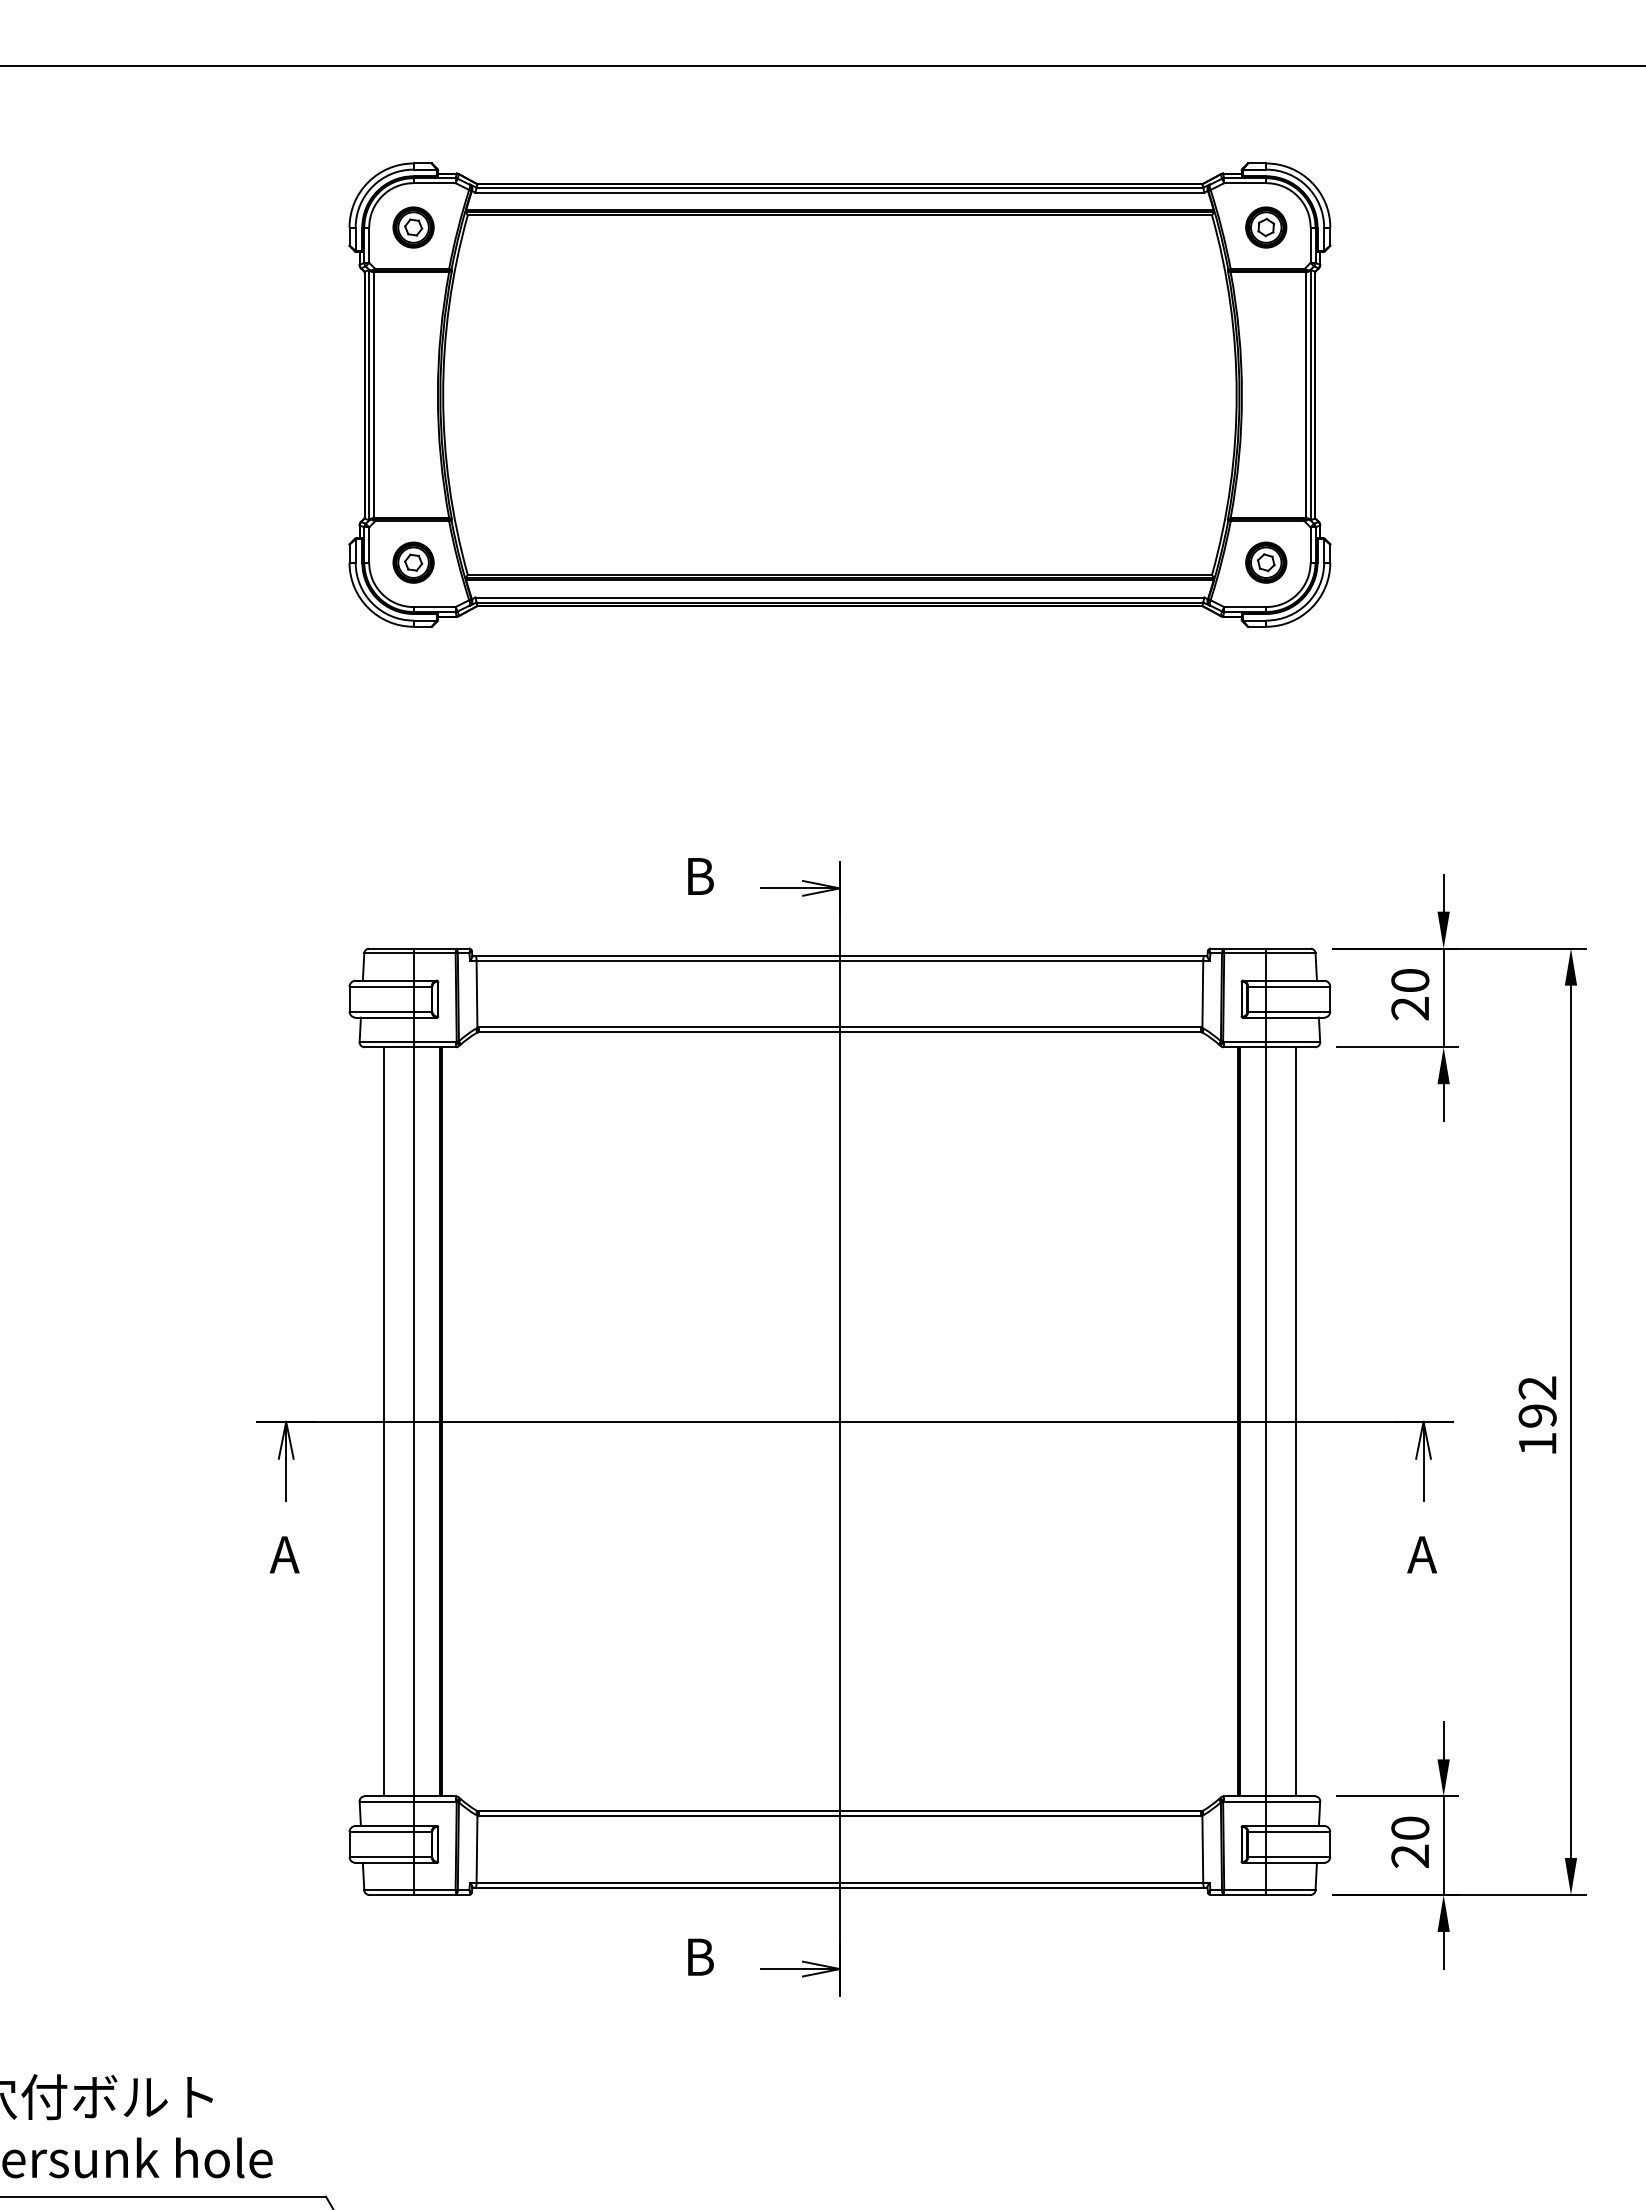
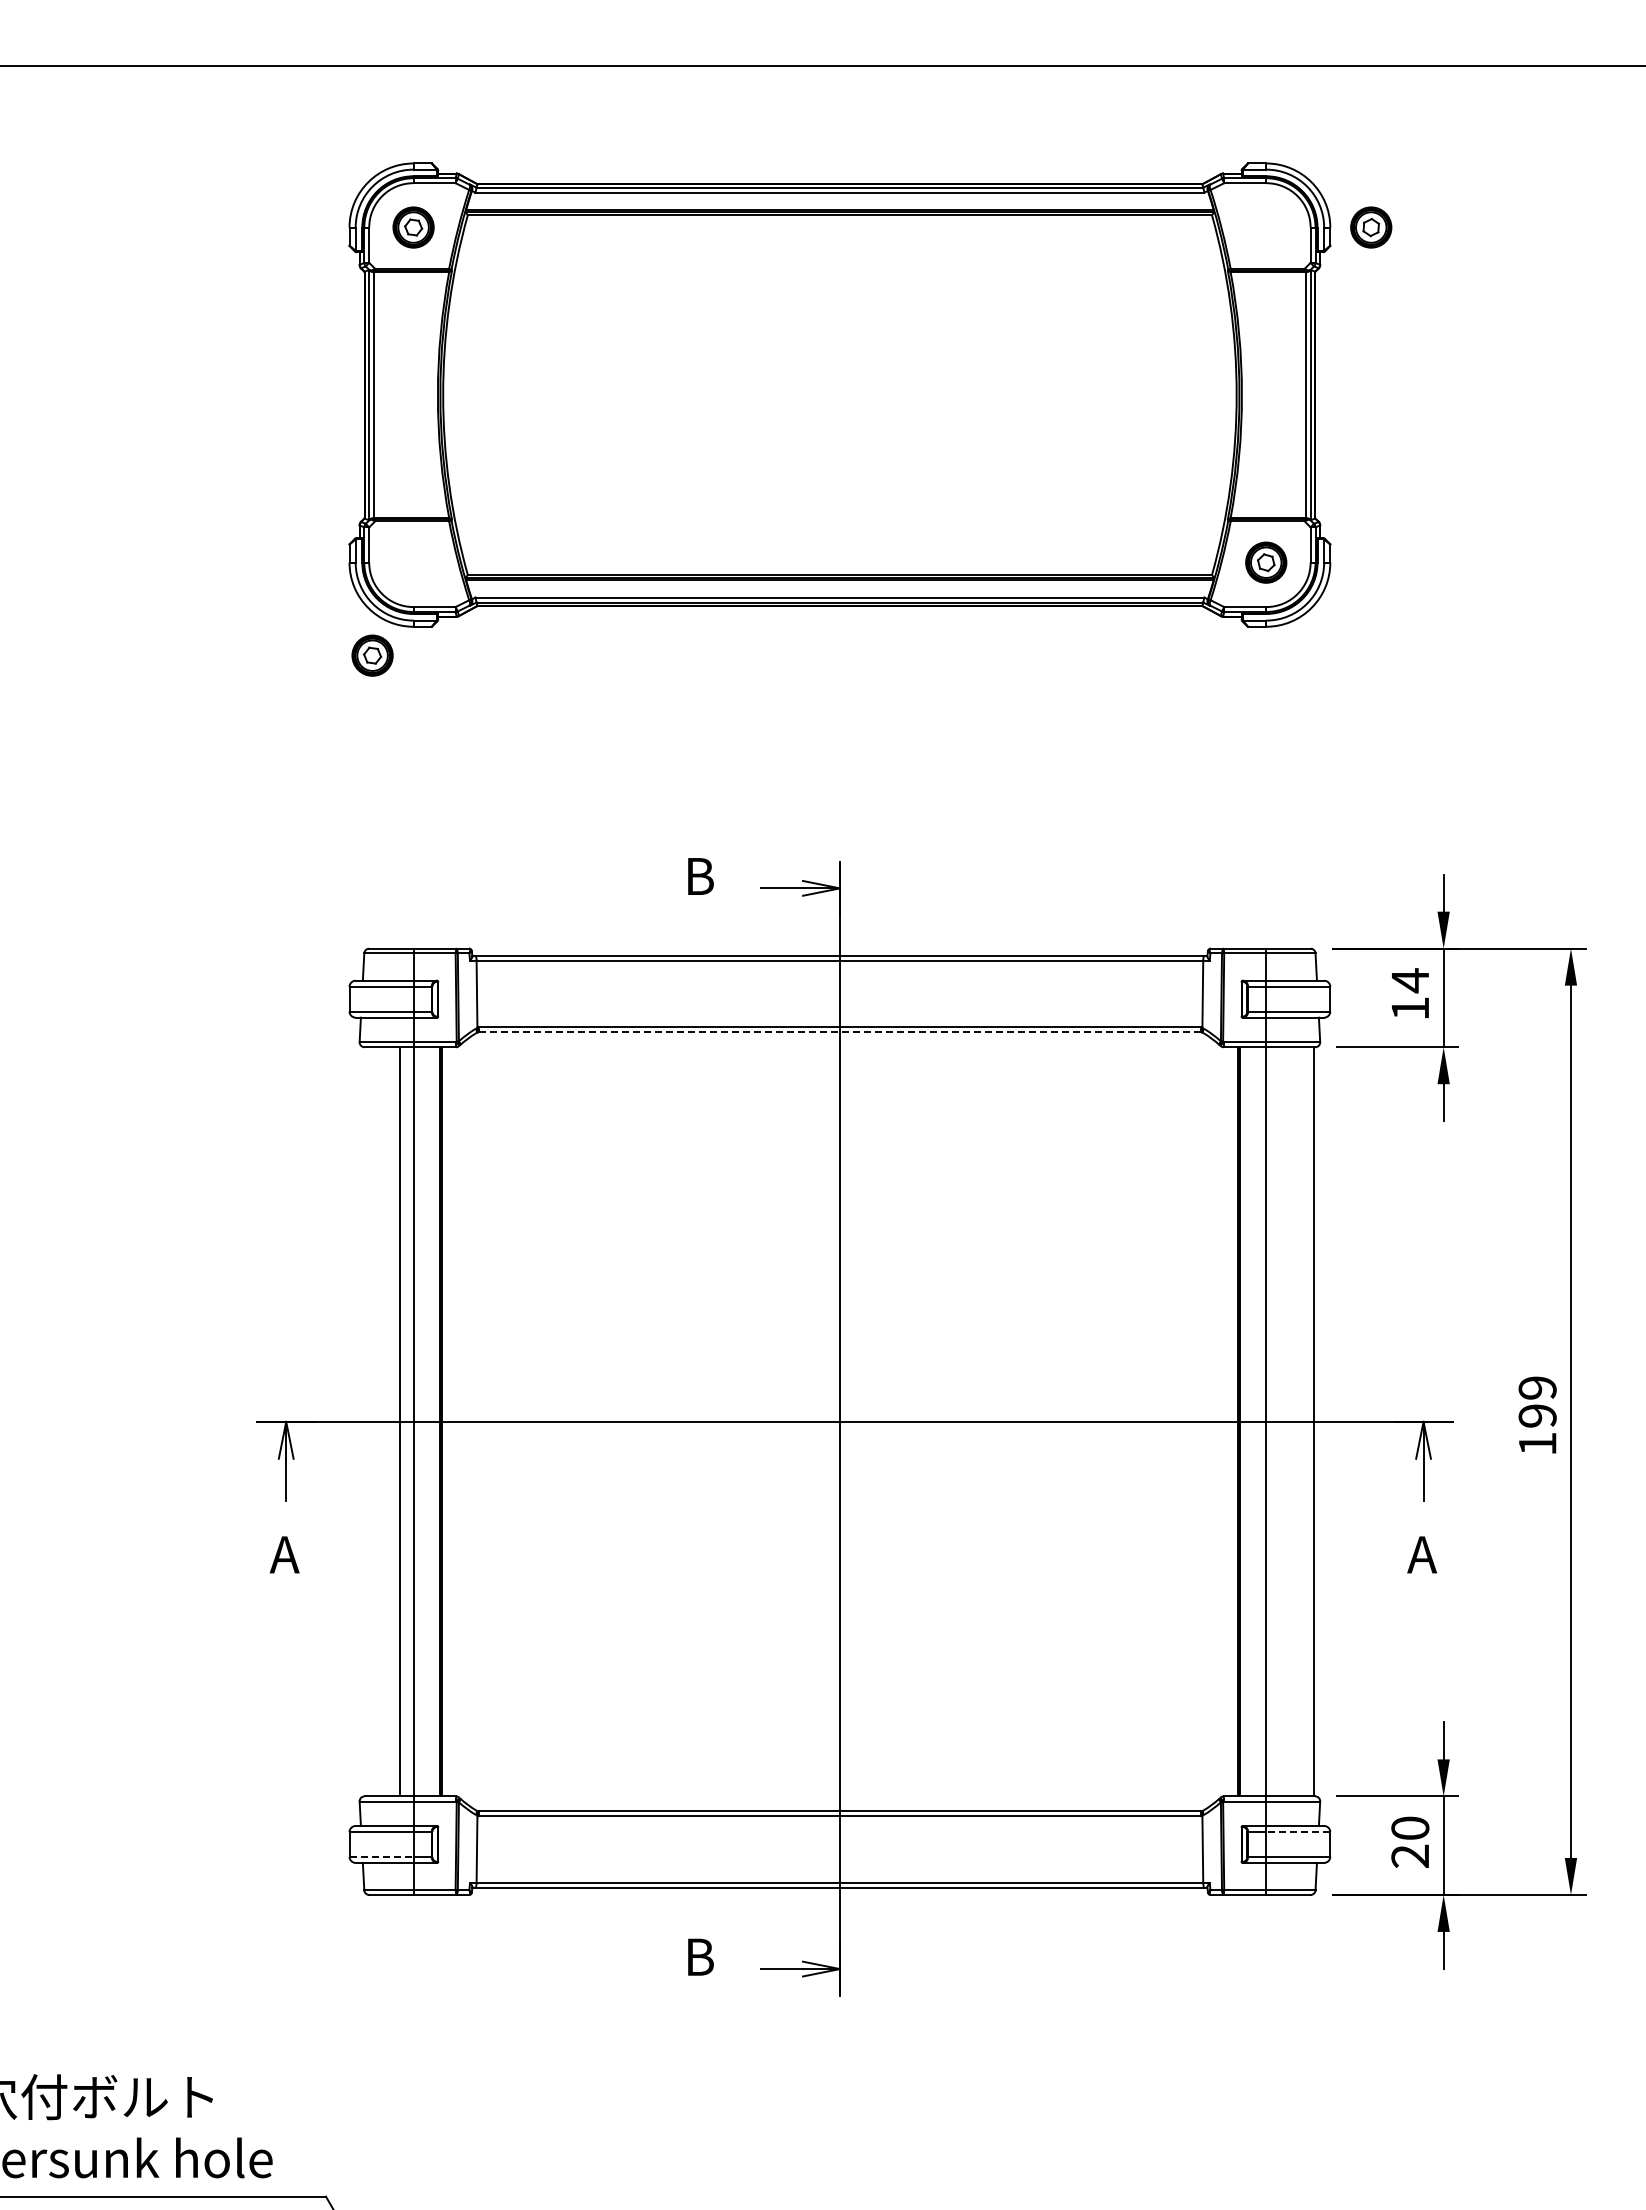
part position: (1266, 227) -> (1371, 227) (1371, 227)
part position: (413, 562) -> (372, 655) (372, 655)
text: 20 -> 14 (1410, 994)
line: solid -> dashed (840, 1032)
text: 192 -> 199 (1537, 1387)
line position: (384, 1421) -> (400, 1421) (400, 1421)
line position: (1295, 1421) -> (1313, 1421) (1313, 1421)
line: solid -> dashed (1297, 1832)
line: solid -> dashed (382, 1856)
